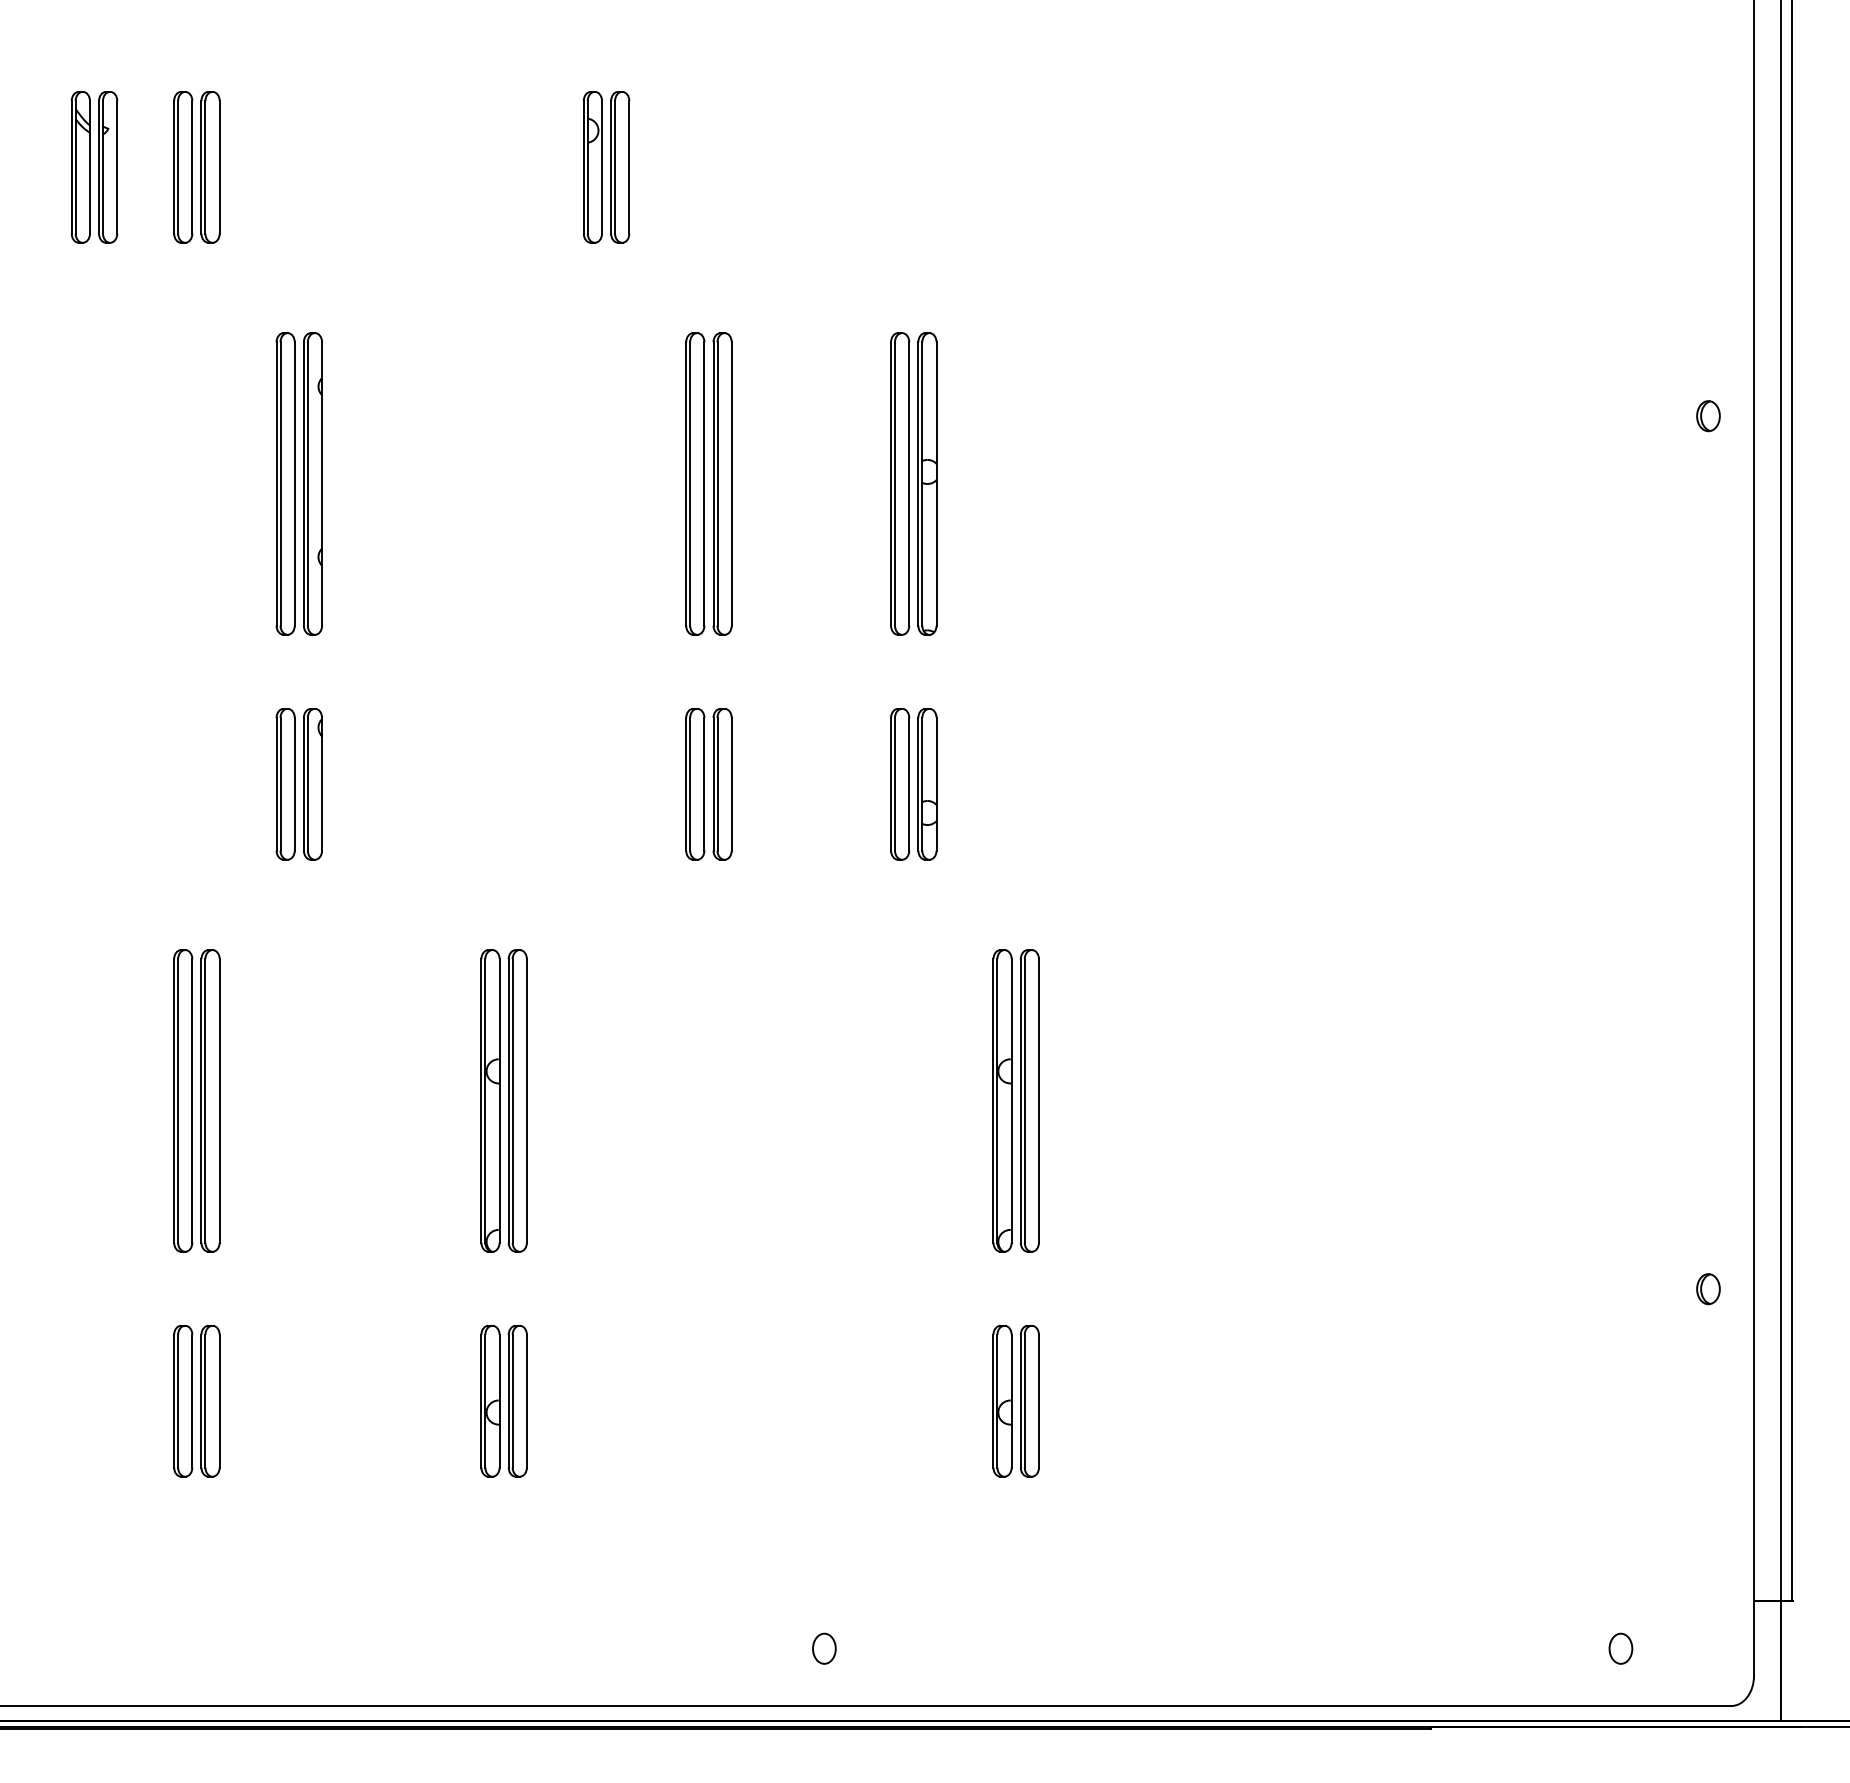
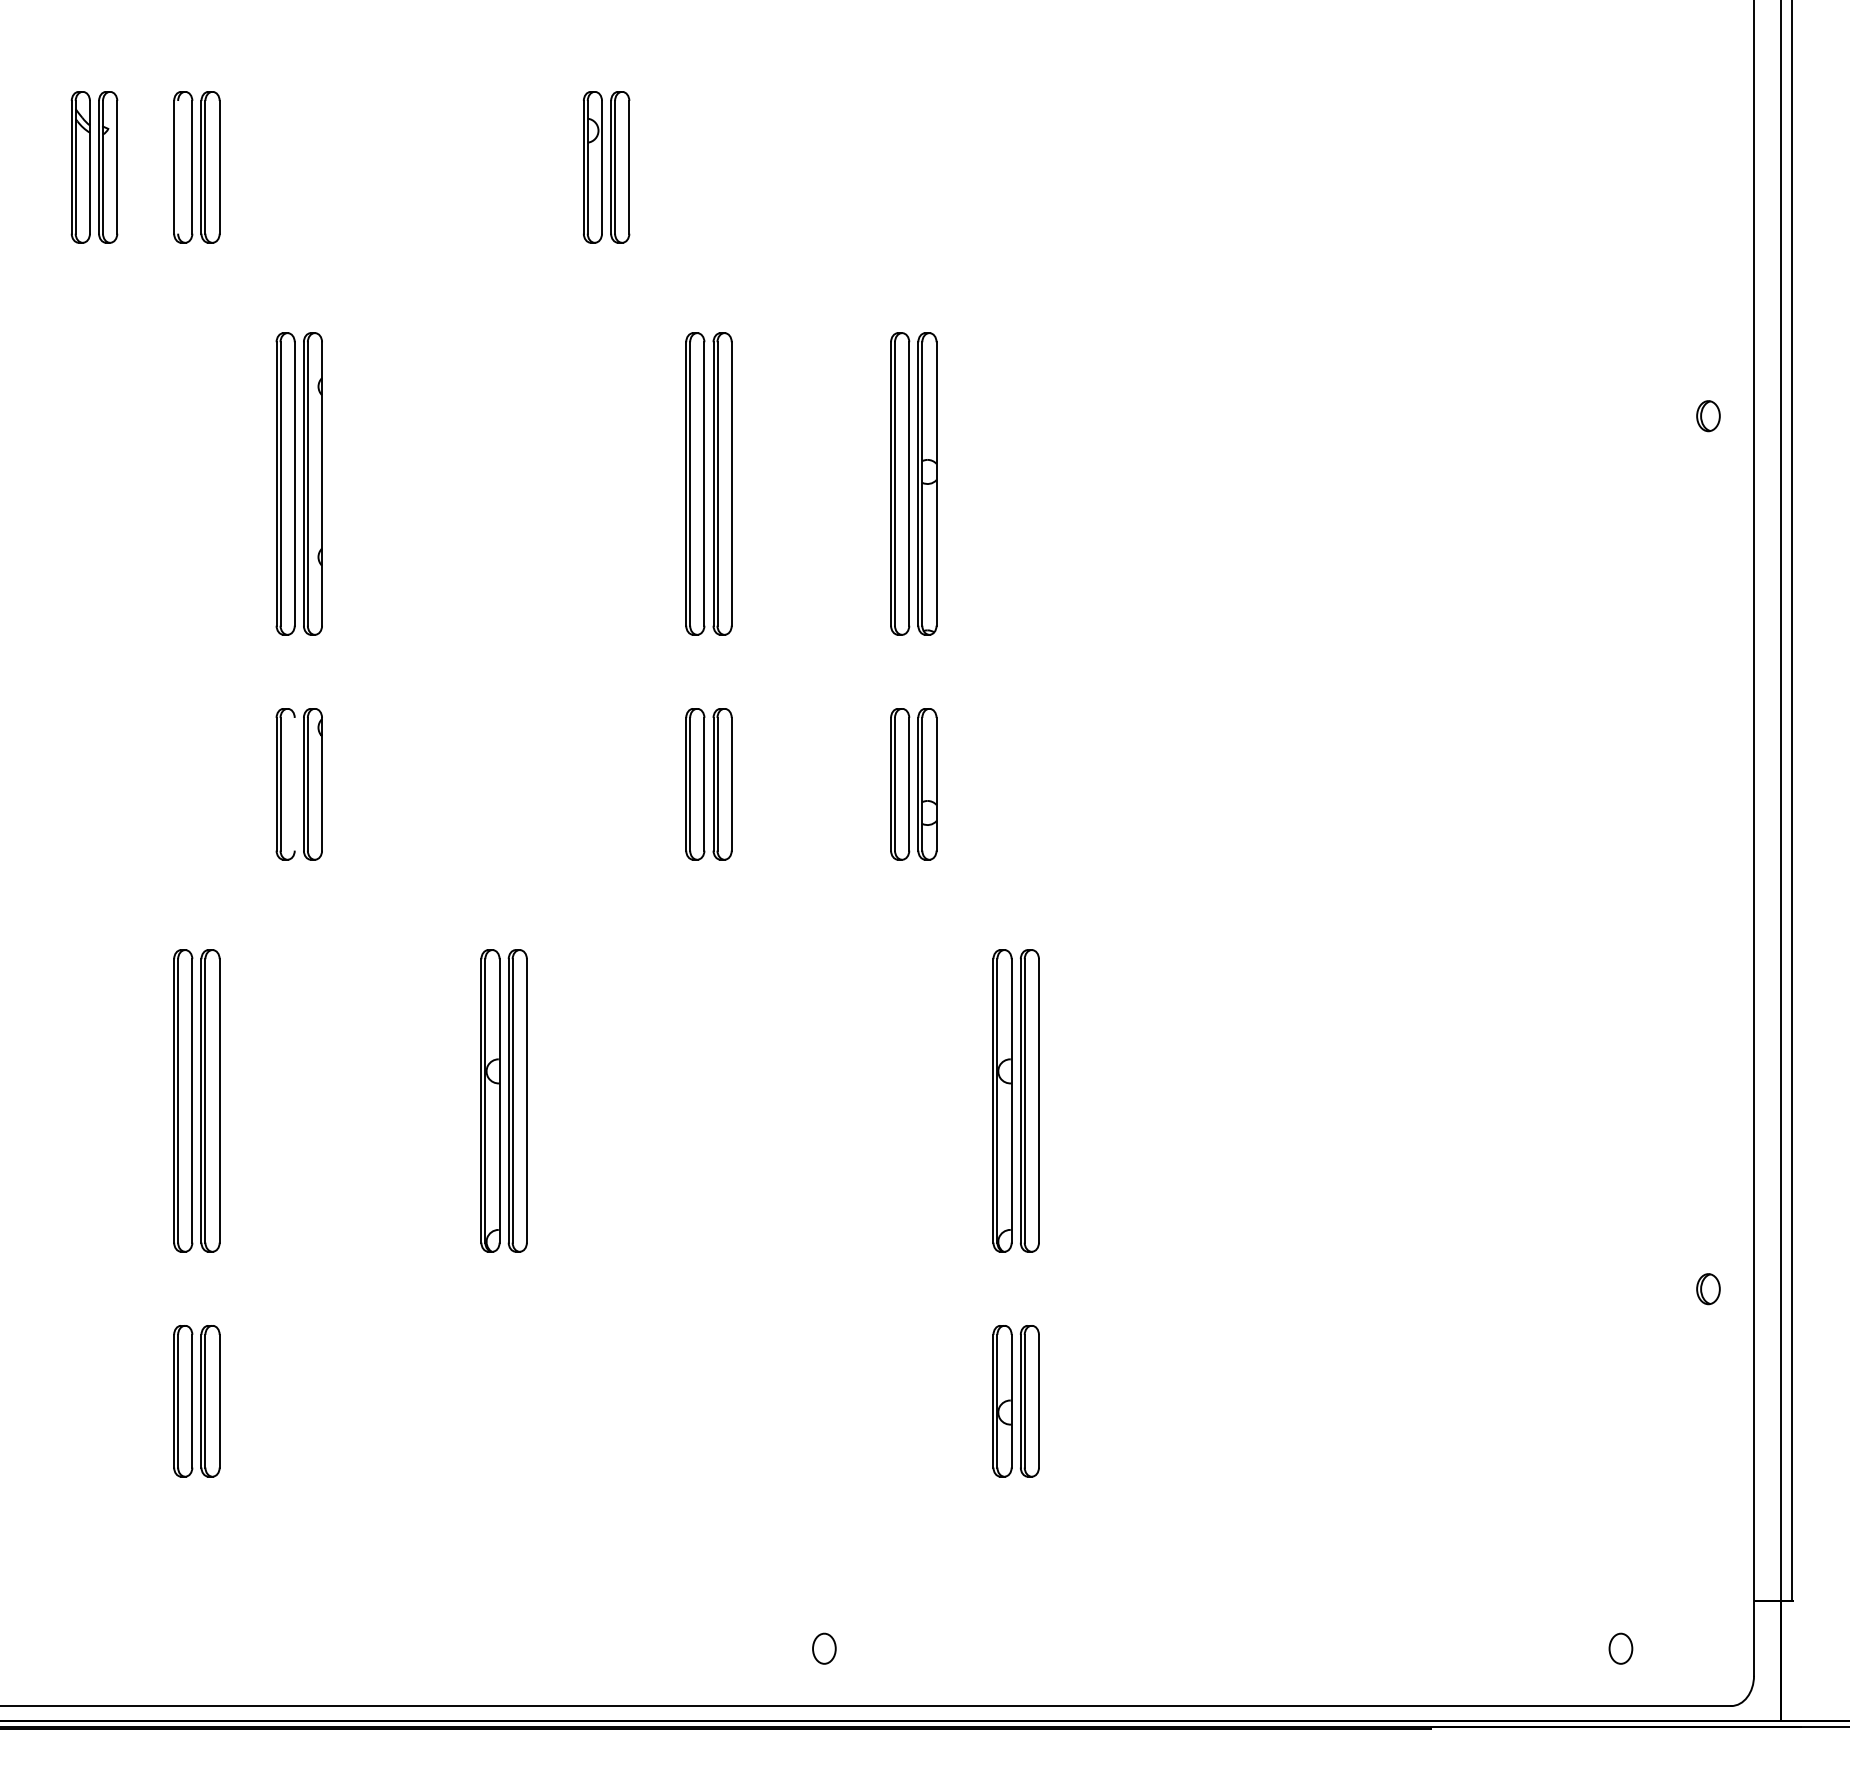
line: present -> none (178, 167)
line: present -> none (294, 783)
part: present -> none (503, 1401)
